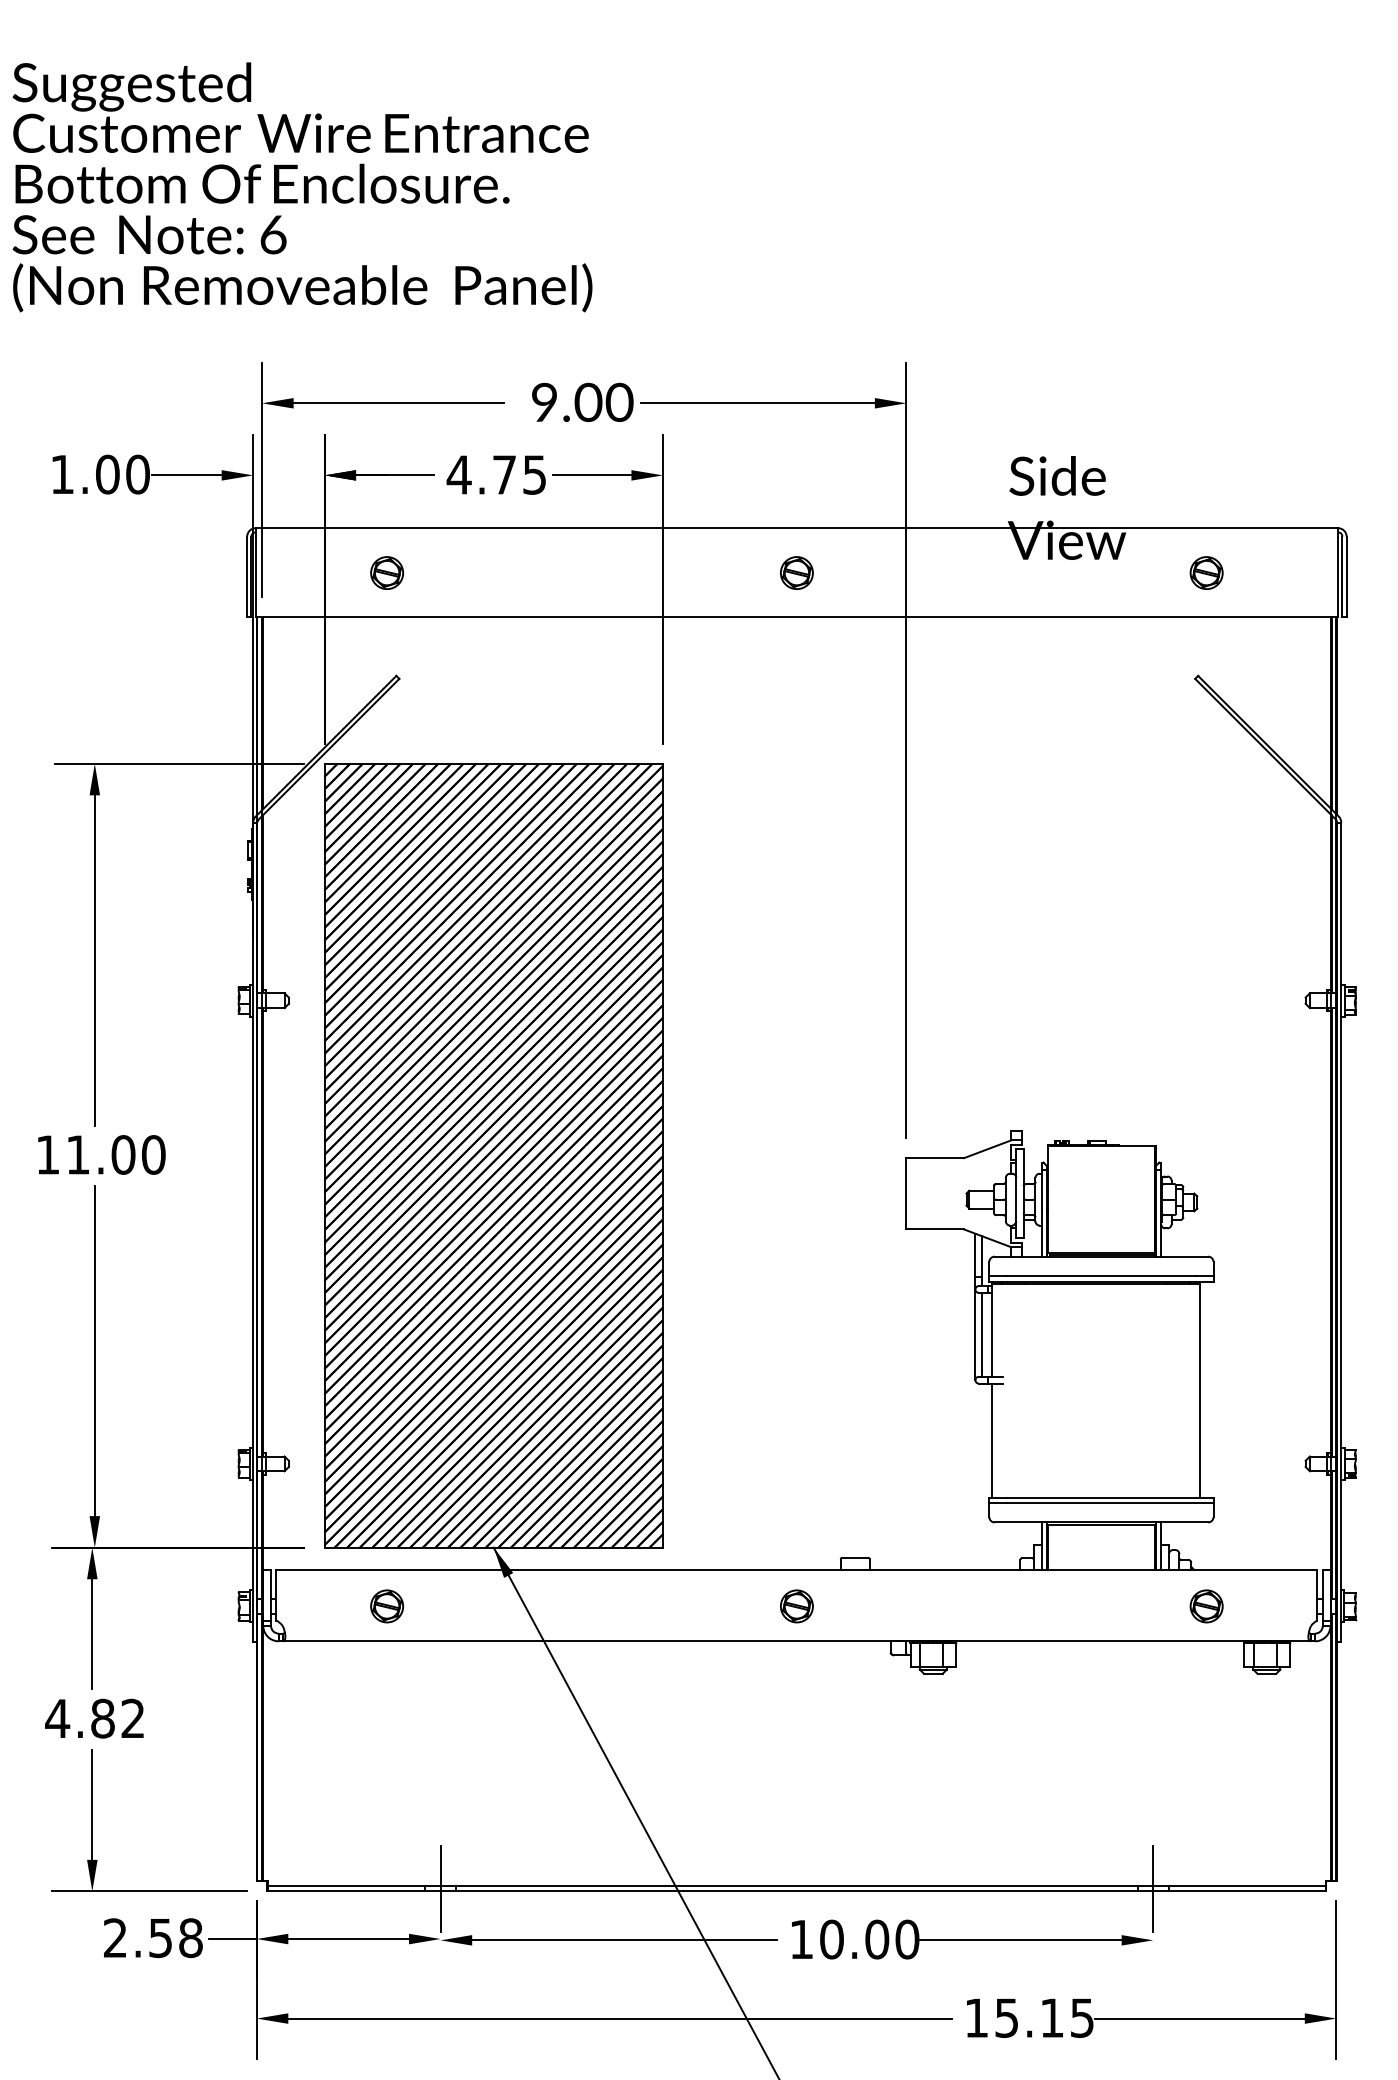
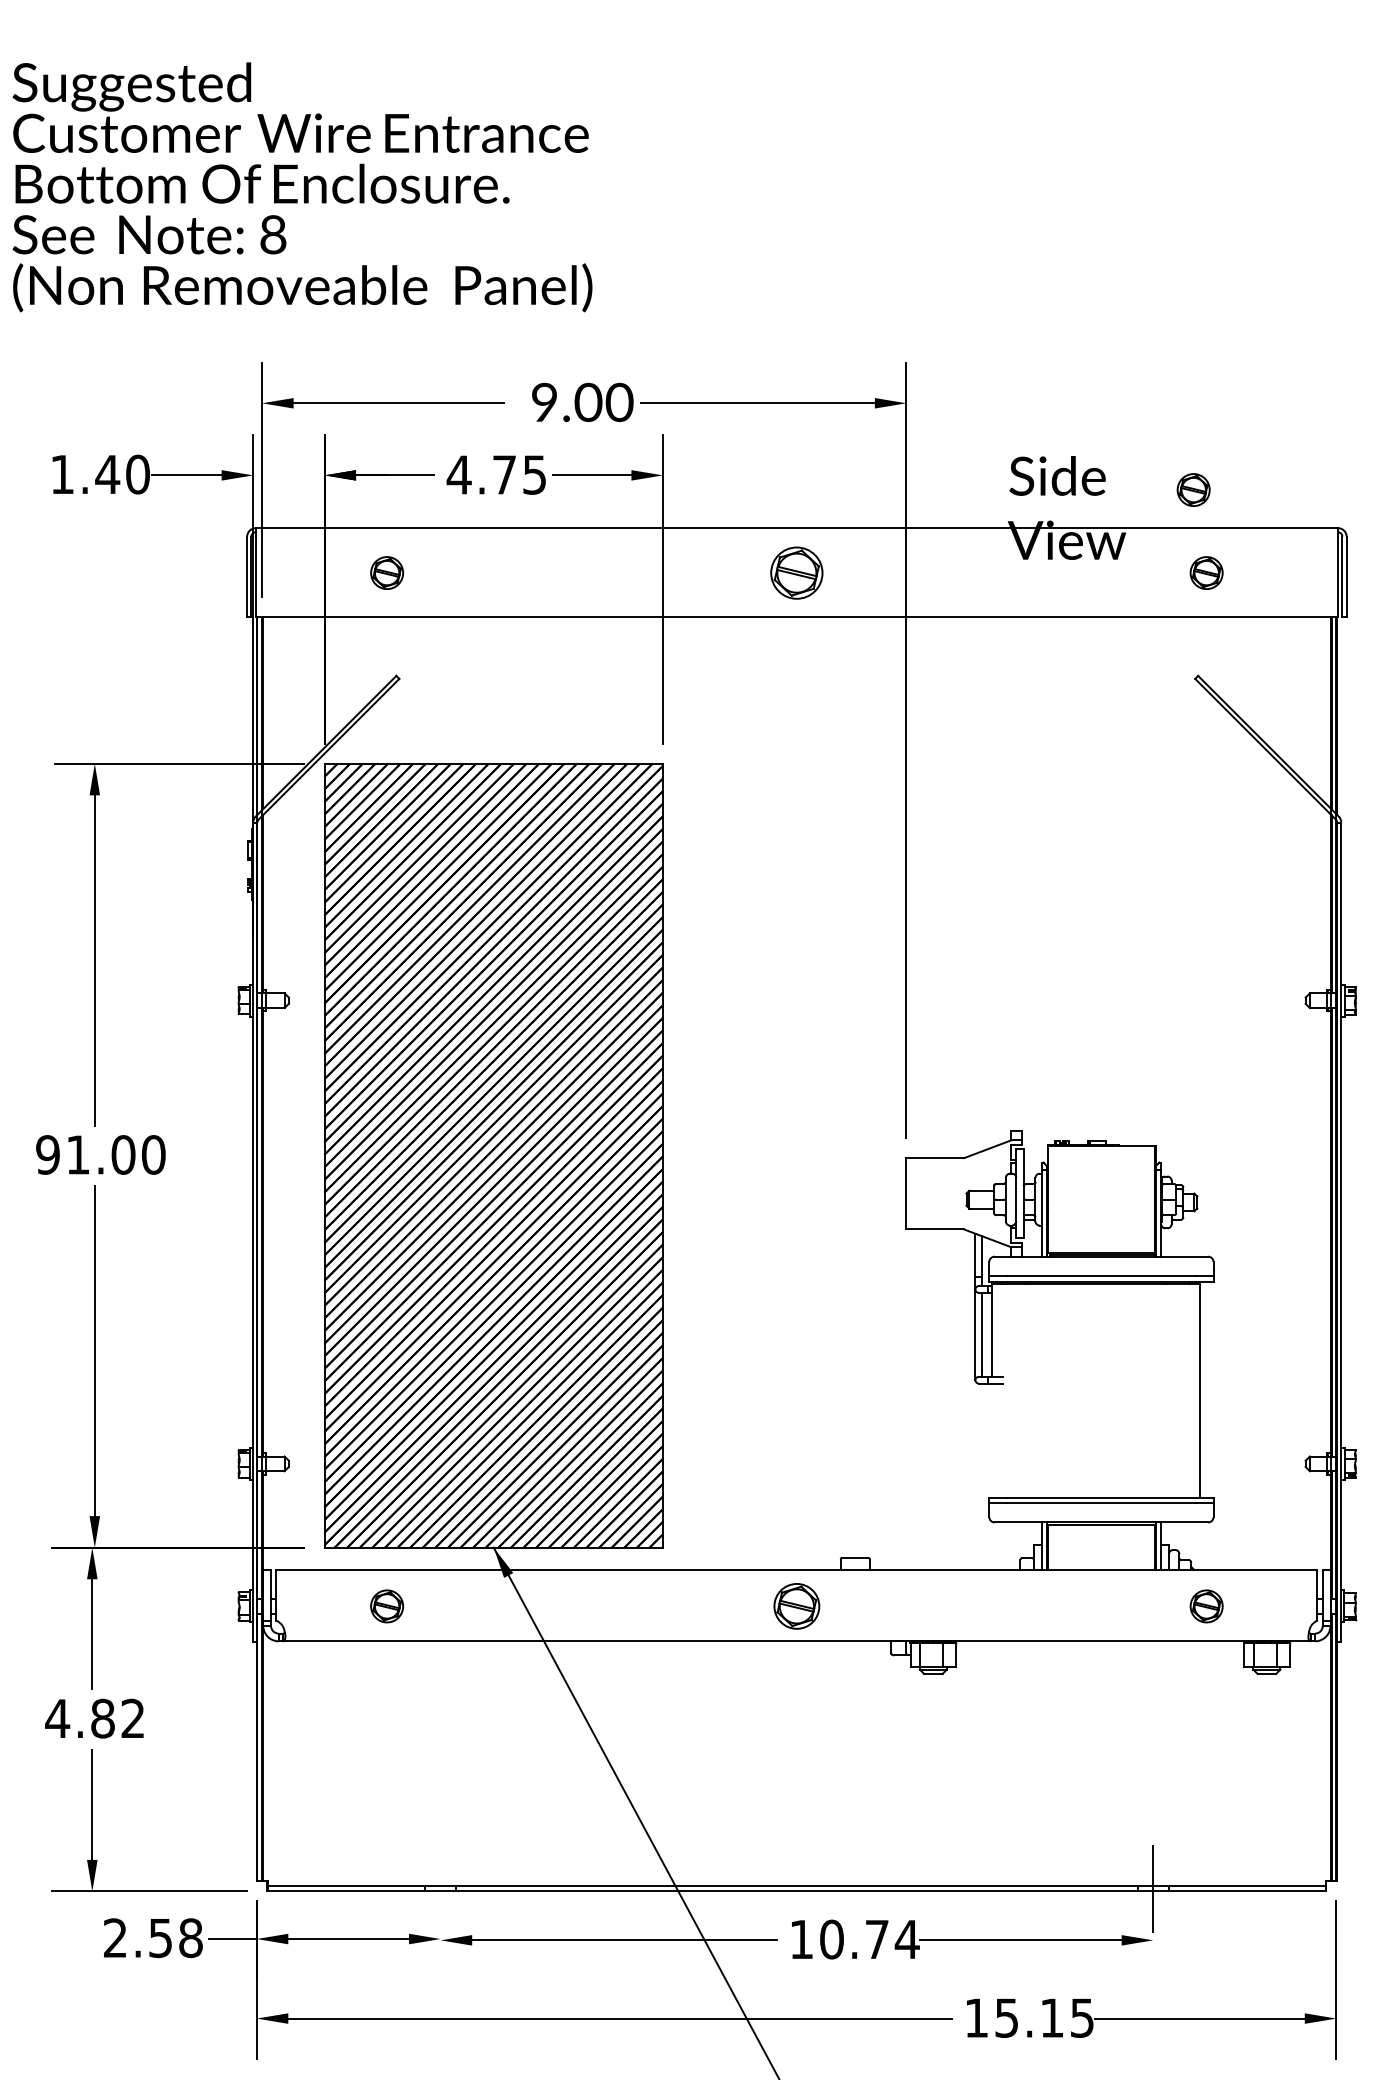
text: 6 -> 8 (273, 234)
text: 1.00 -> 1.40 (107, 474)
part: none -> present (1193, 489)
part size: 34x34 px -> 54x54 px (796, 572)
text: 11.00 -> 91.00 (47, 1154)
line: present -> none (992, 1440)
part size: 34x35 px -> 48x47 px (796, 1606)
line: present -> none (440, 1888)
text: 10.00 -> 10.74 (892, 1939)
